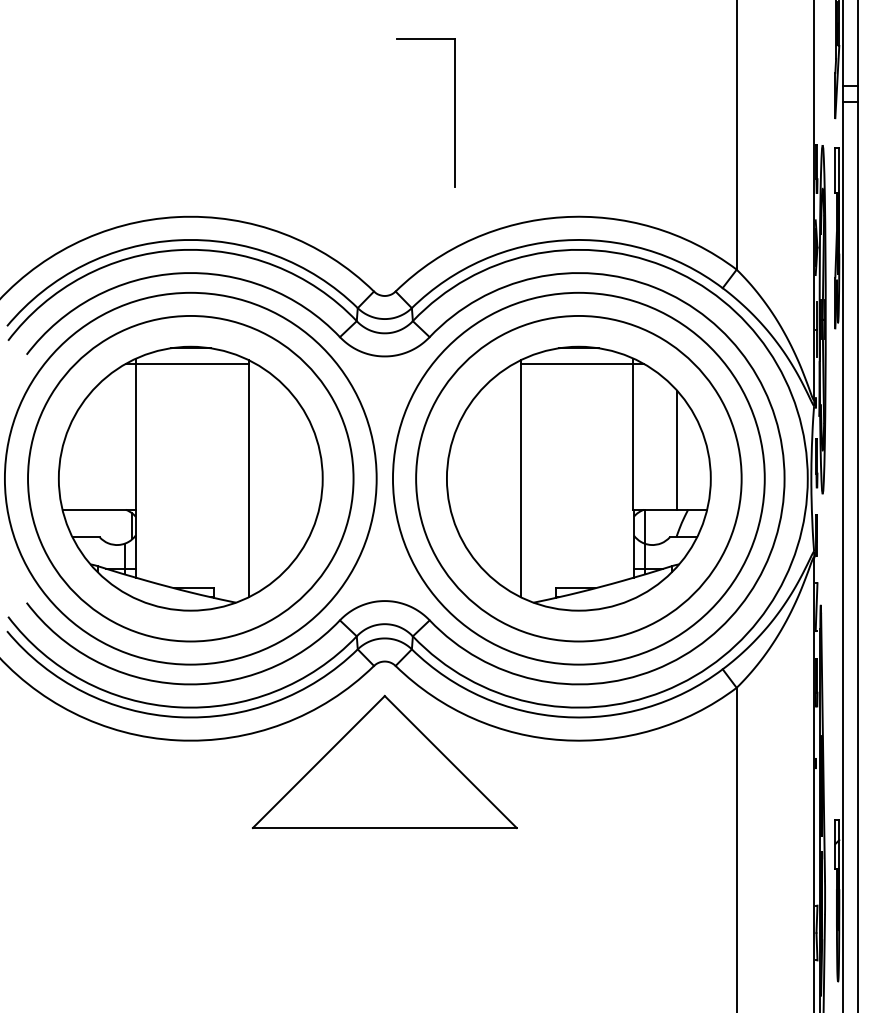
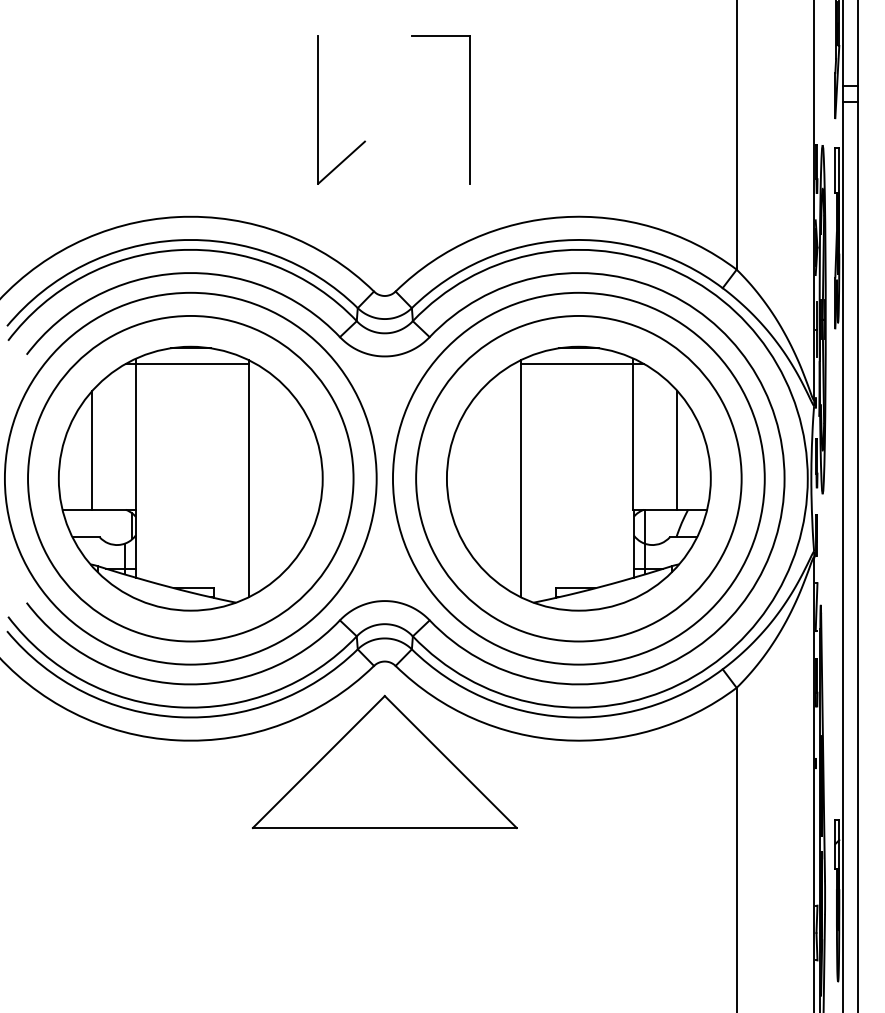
part: none -> present (318, 109)
part position: (454, 112) -> (469, 109) (469, 109)
line: none -> present (92, 449)
